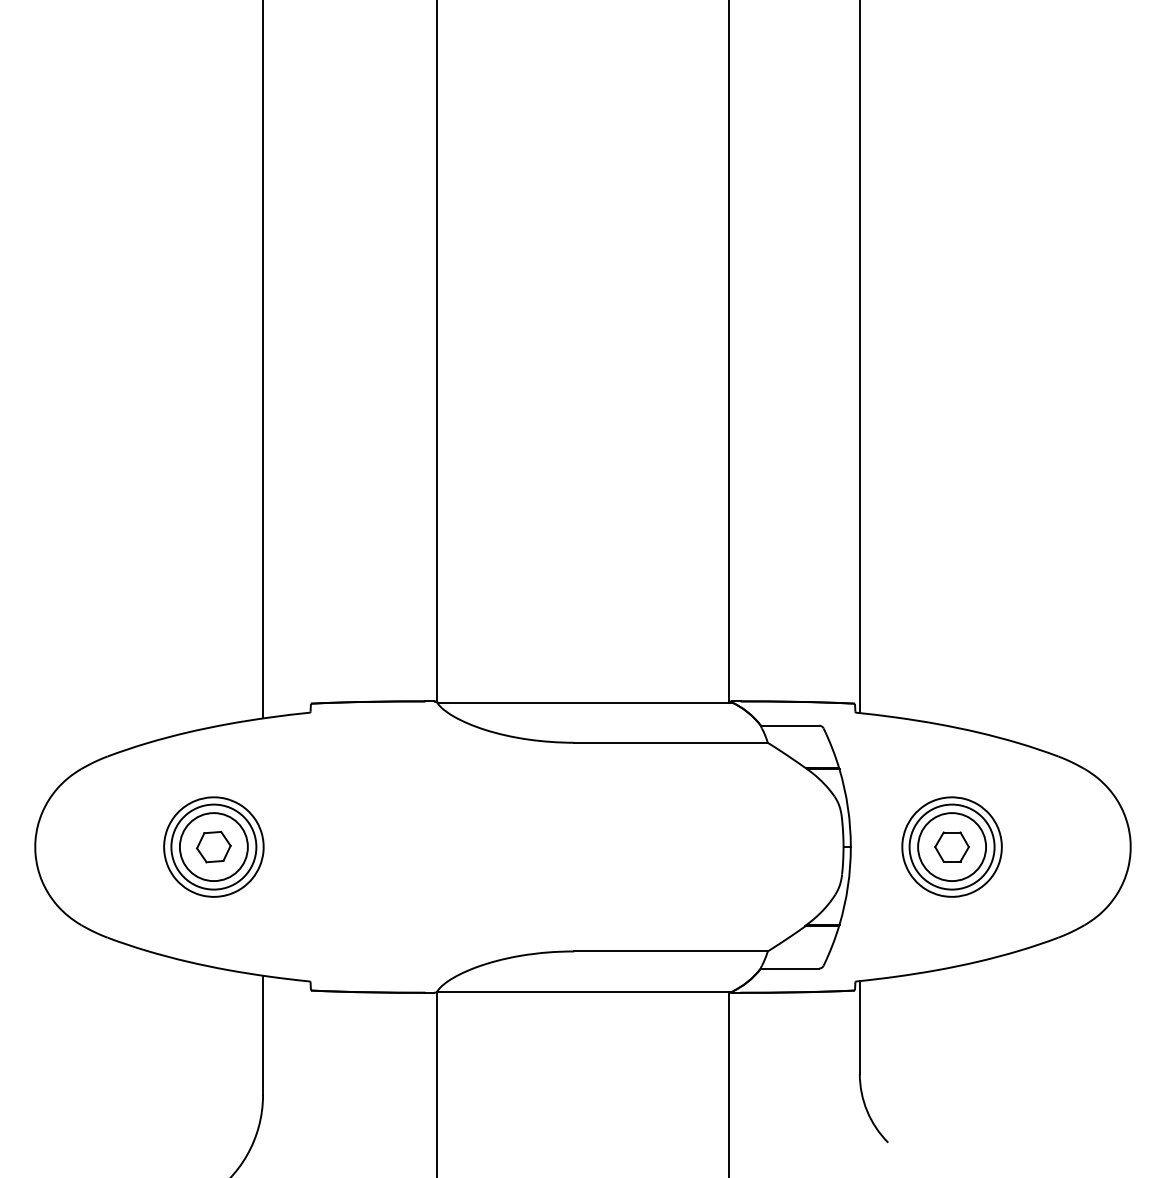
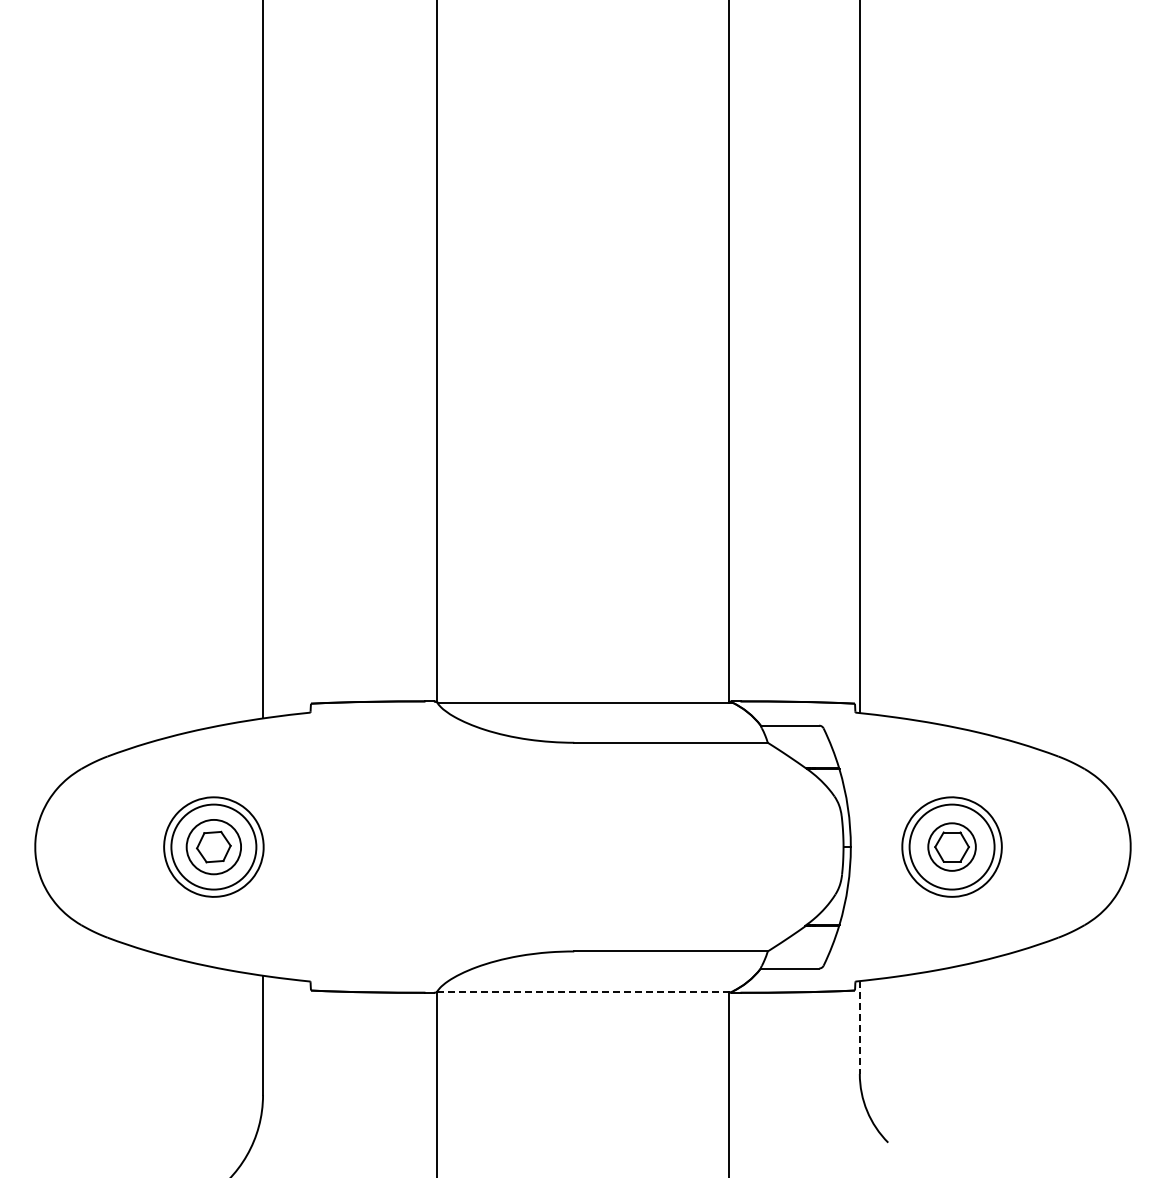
circle diameter: 68 px -> 54 px (213, 846)
circle diameter: 68 px -> 48 px (951, 846)
line: solid -> dashed (583, 992)
line: solid -> dashed (859, 1028)
